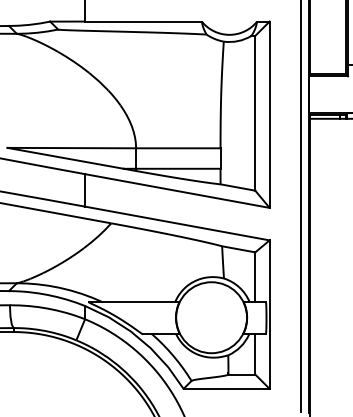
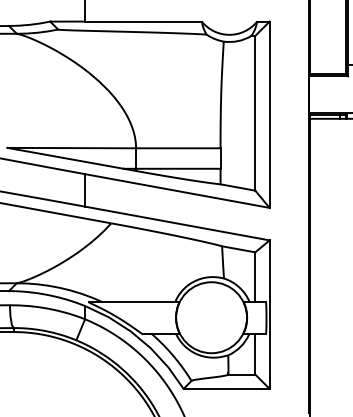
line: present -> none (301, 206)
